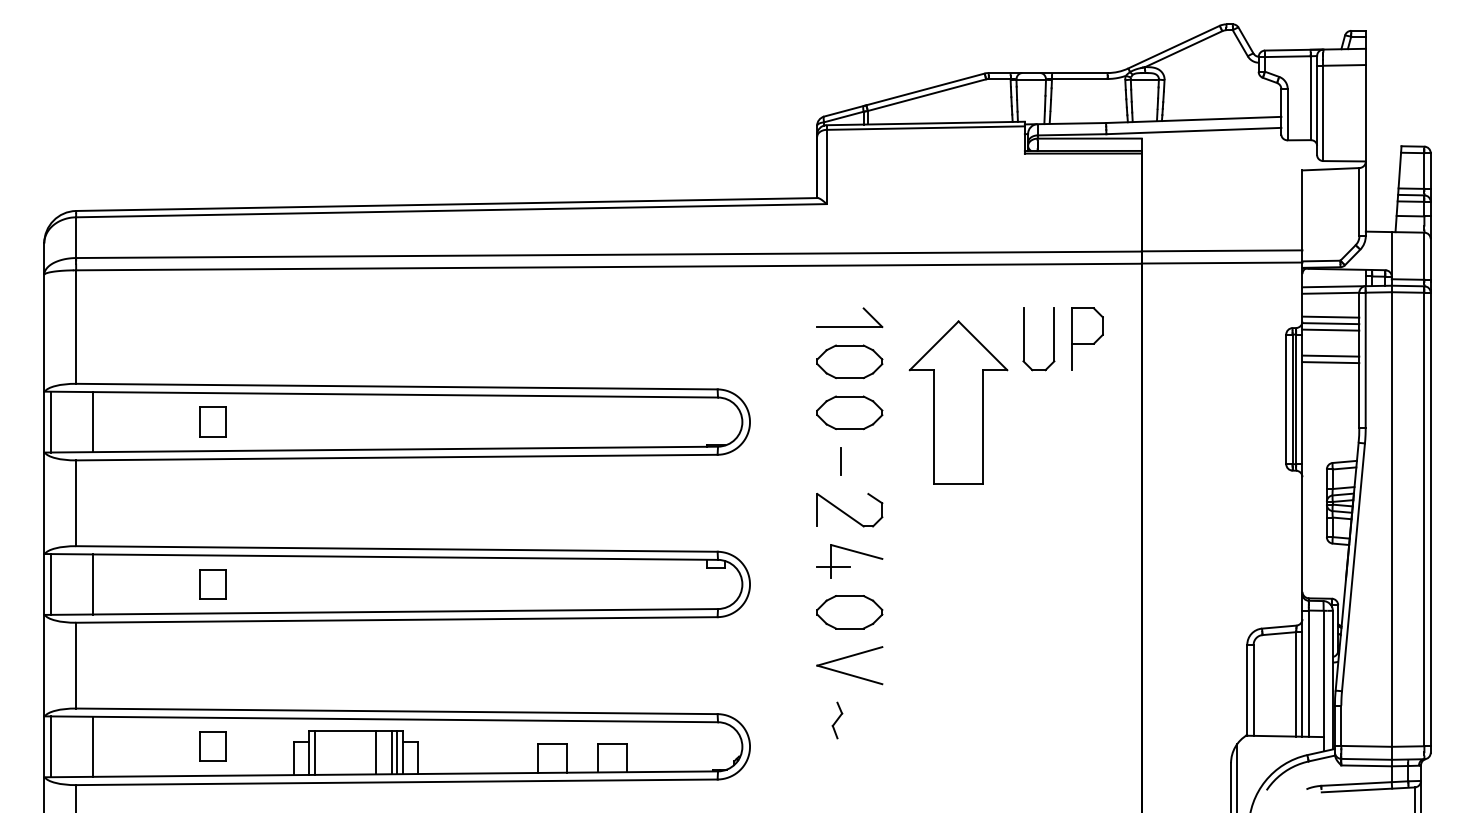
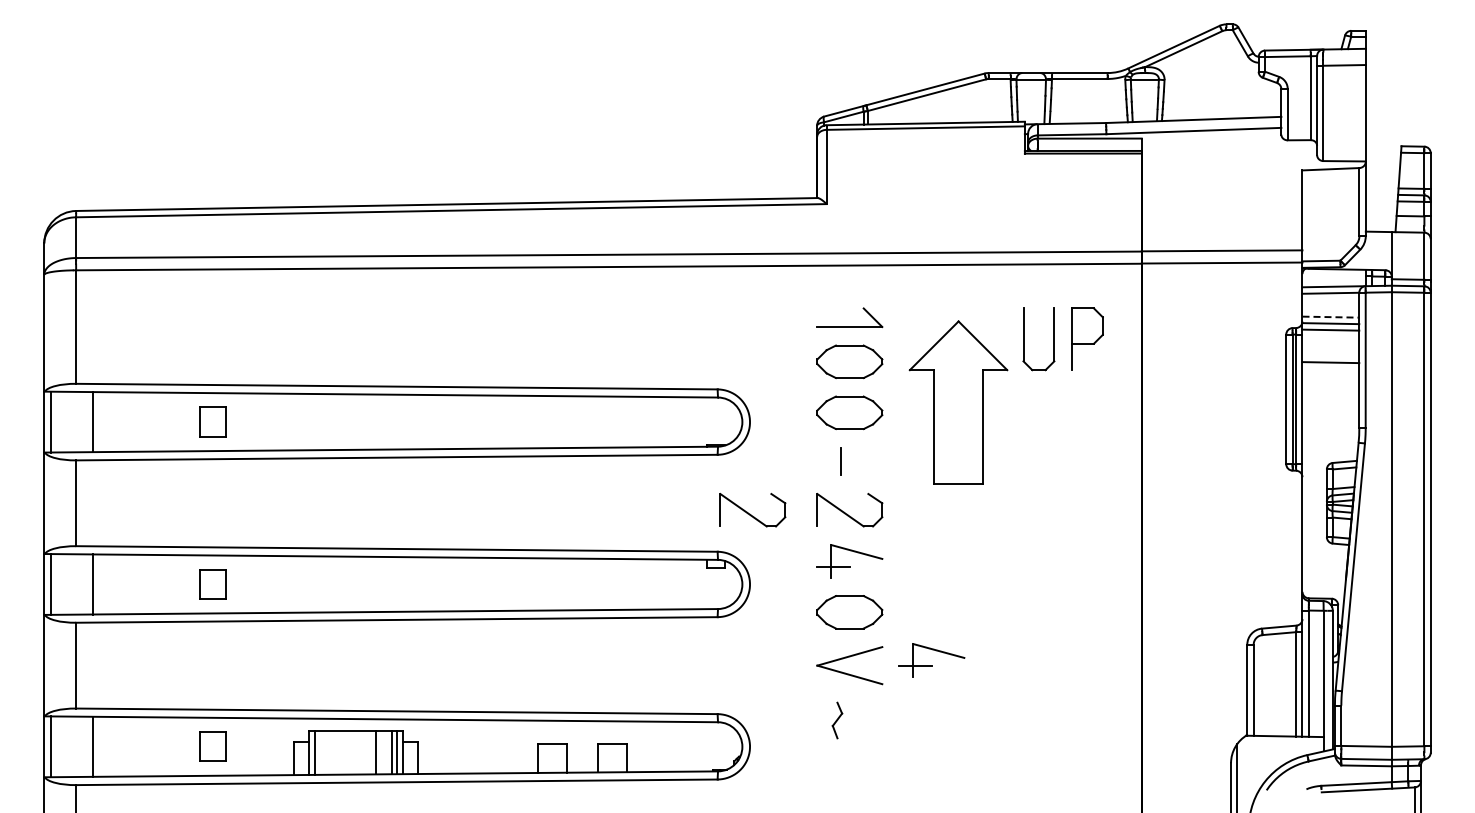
line: solid -> dashed (1331, 317)
line: present -> none (1330, 355)
part: none -> present (752, 510)
part: none -> present (931, 660)
